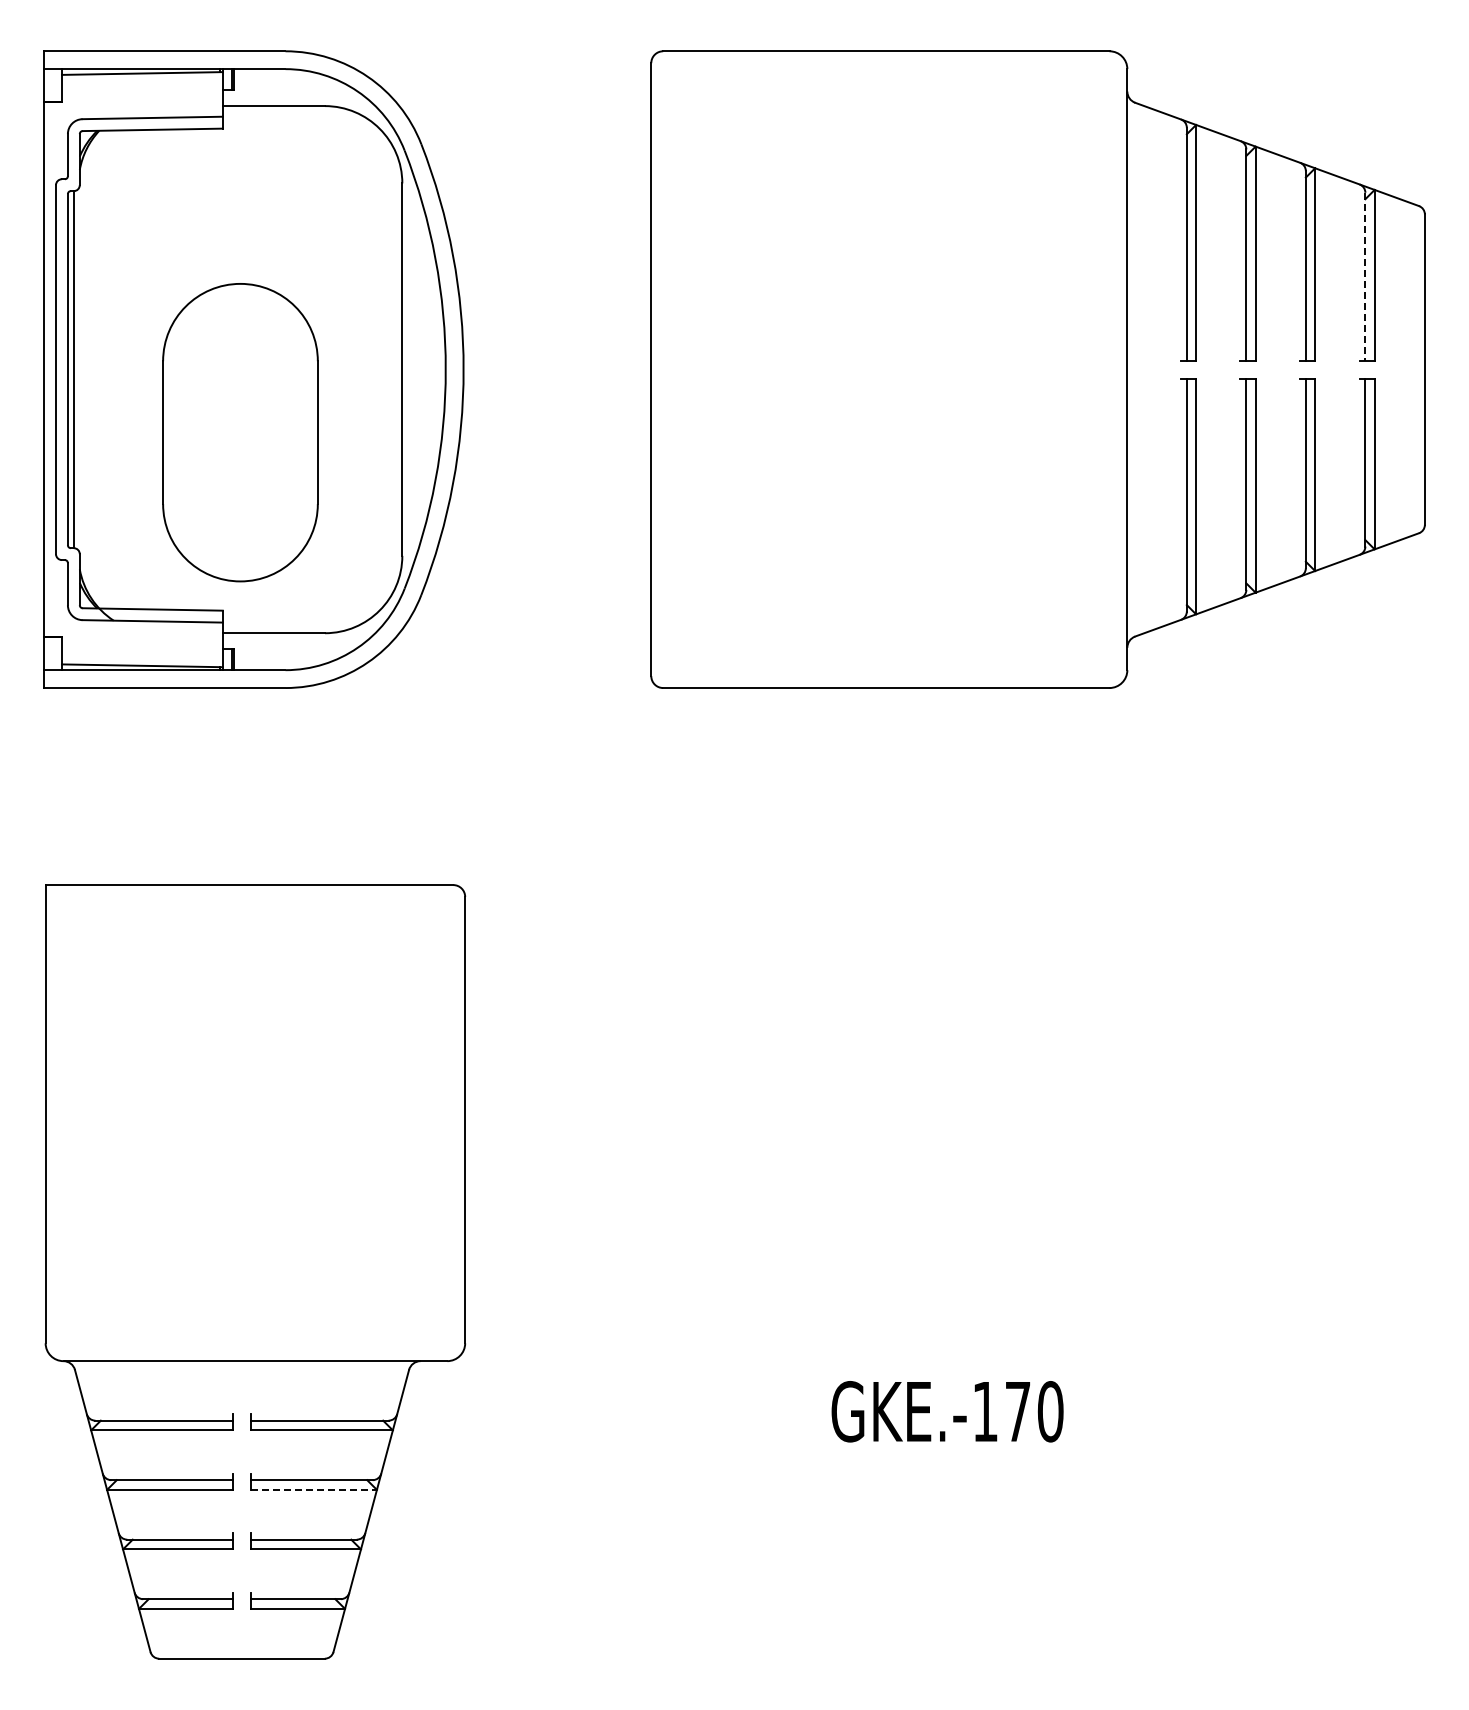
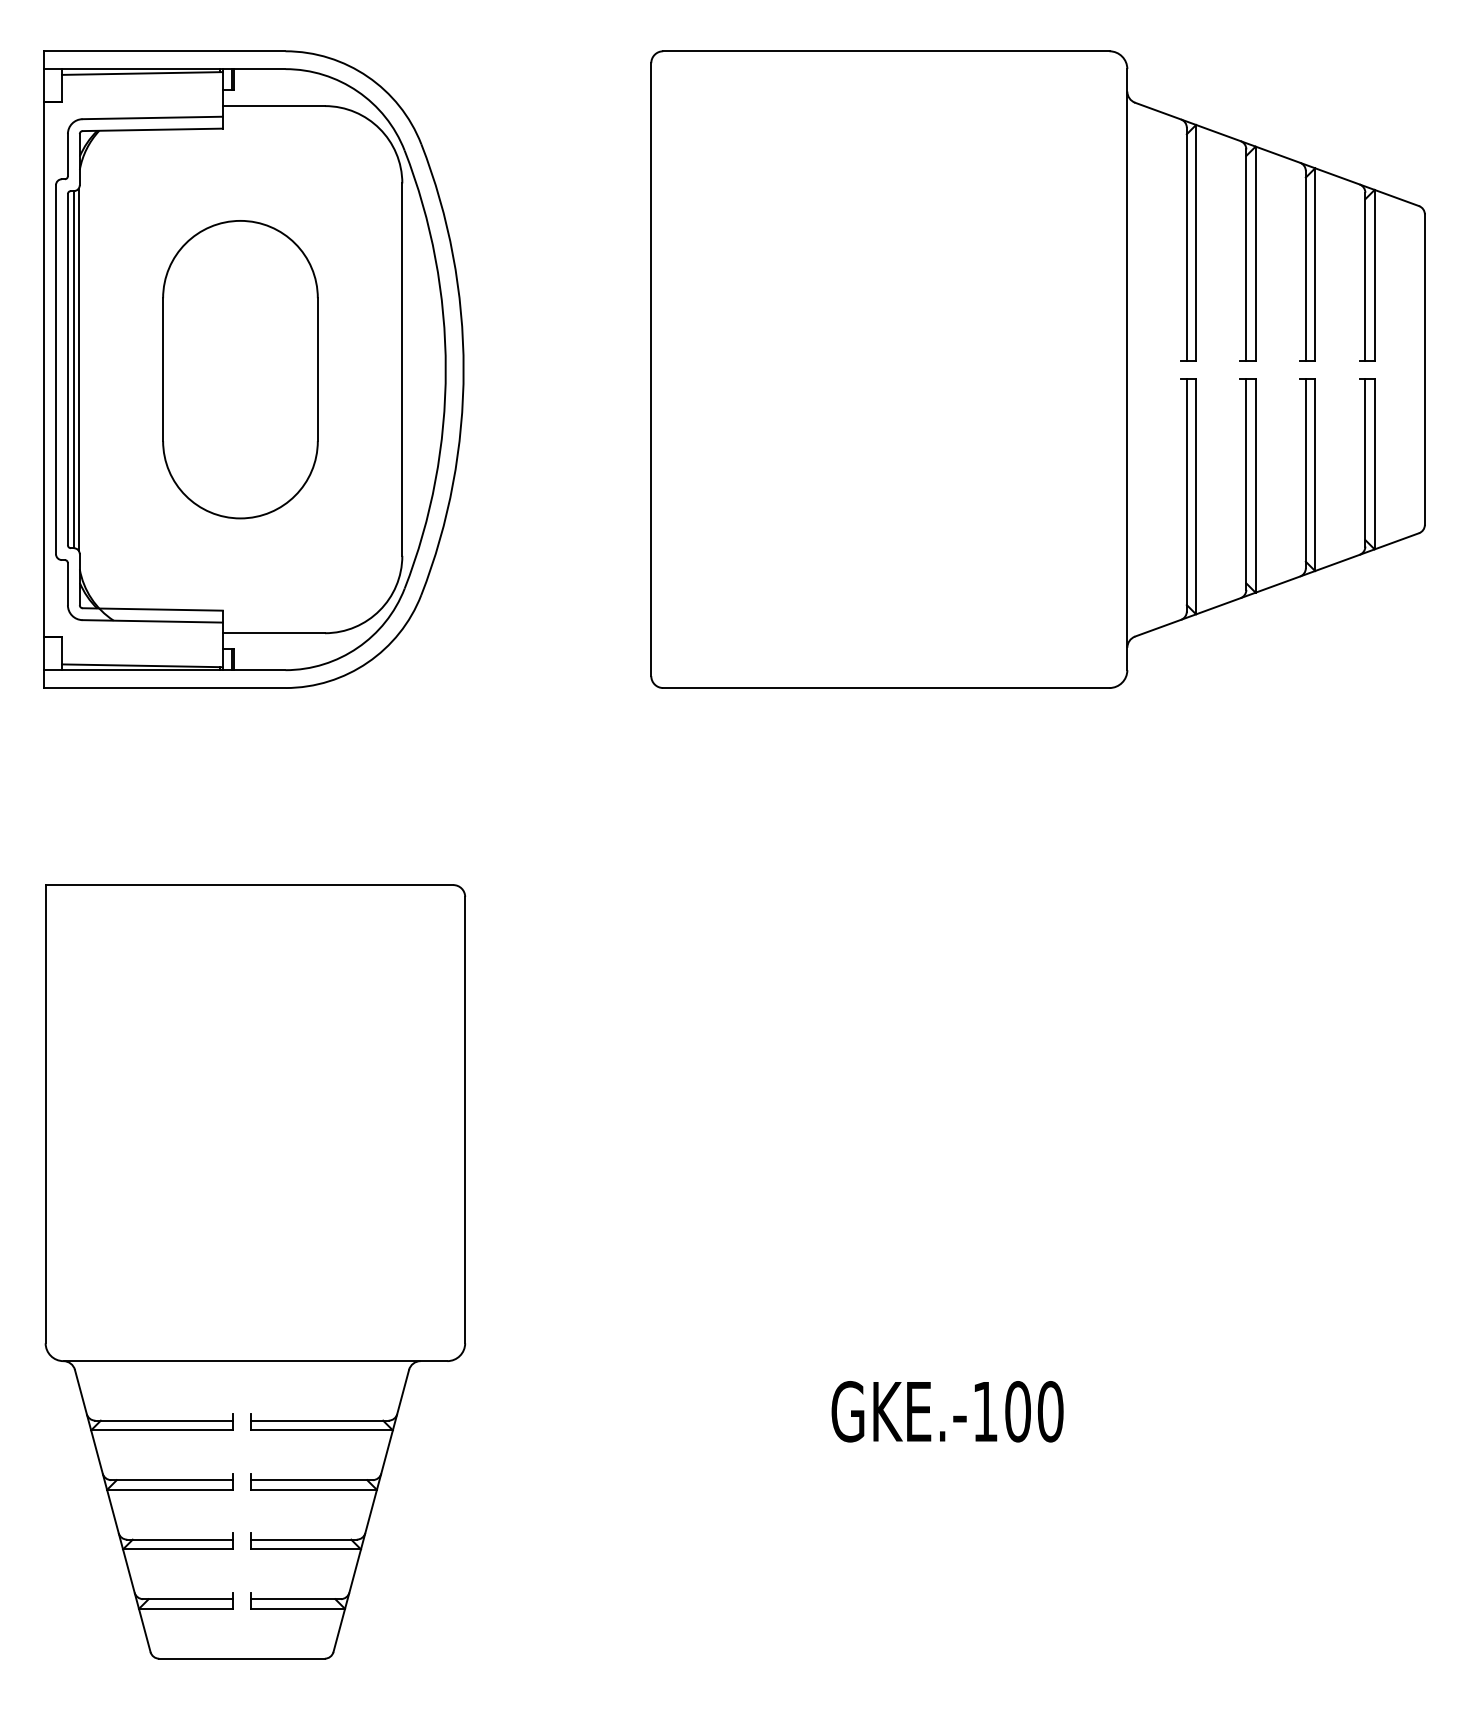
line: dashed -> solid (1365, 276)
line: none -> present (78, 369)
part position: (240, 432) -> (240, 369) (240, 369)
text: GKE.-170 -> GKE.-100 (1017, 1411)
line: dashed -> solid (313, 1489)
